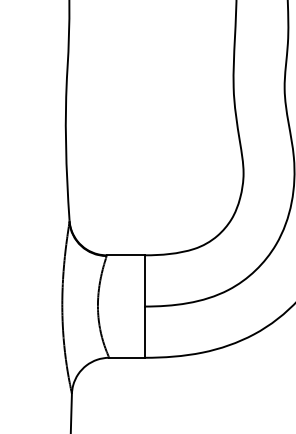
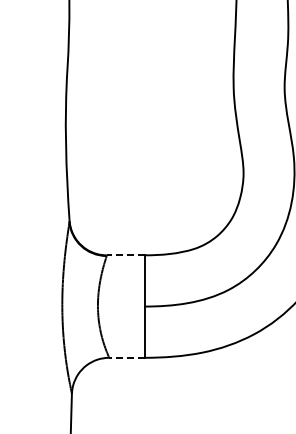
line: solid -> dashed (125, 255)
line: solid -> dashed (126, 357)
